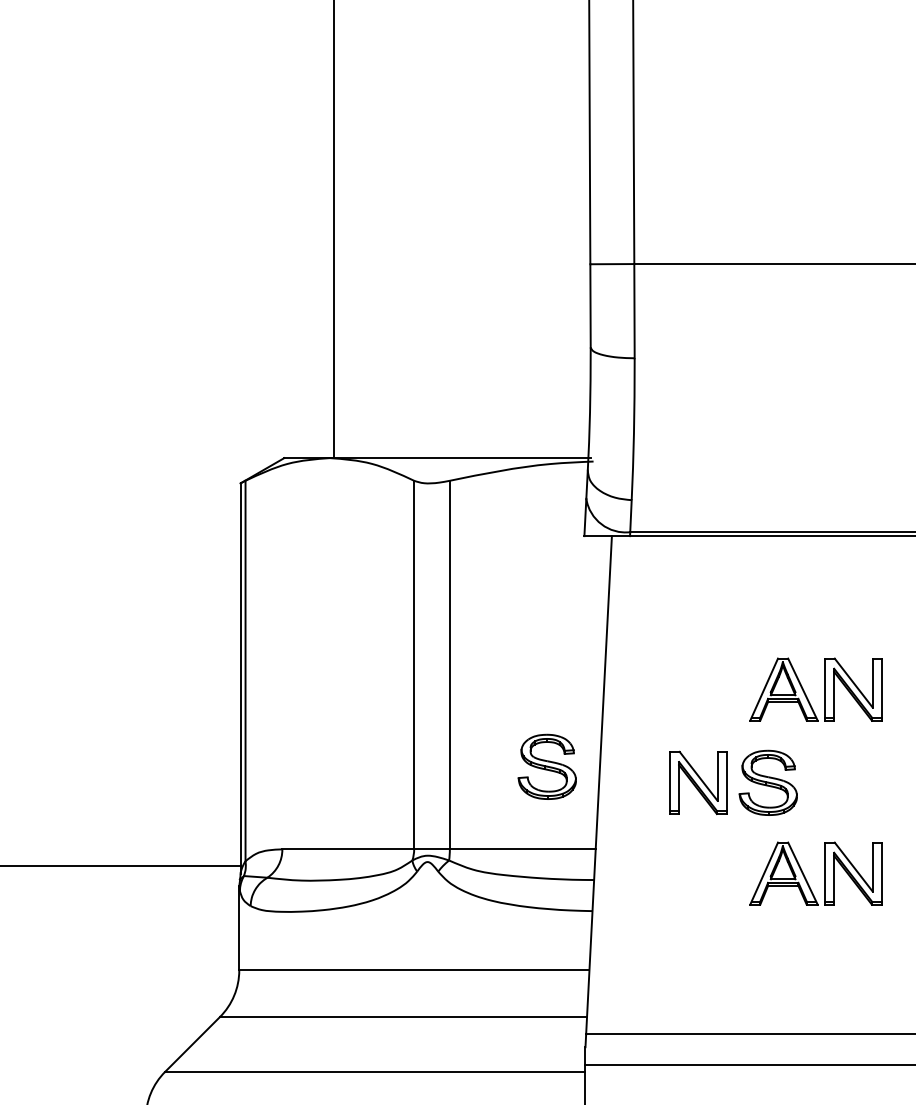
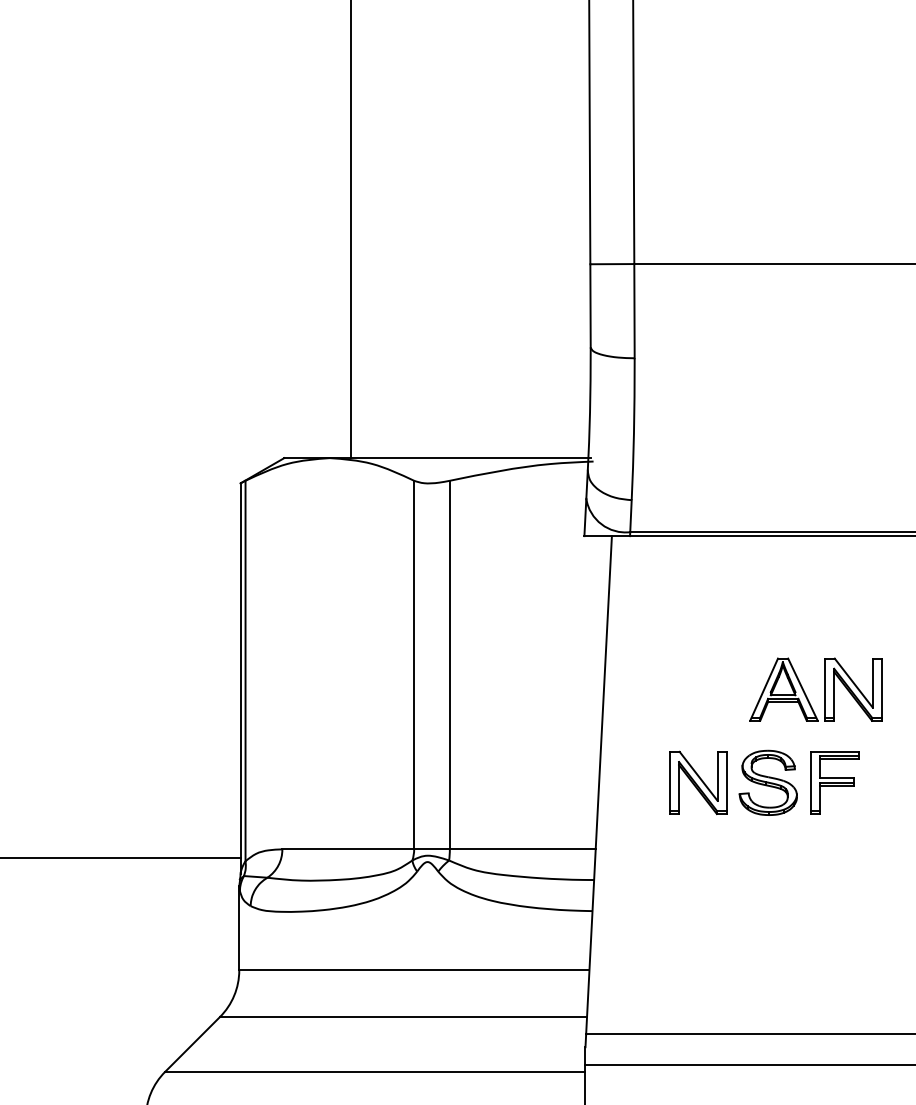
line position: (334, 230) -> (351, 230) (351, 230)
part: present -> none (546, 766)
part: none -> present (834, 782)
line position: (121, 866) -> (121, 858) (121, 858)
part: present -> none (824, 873)
